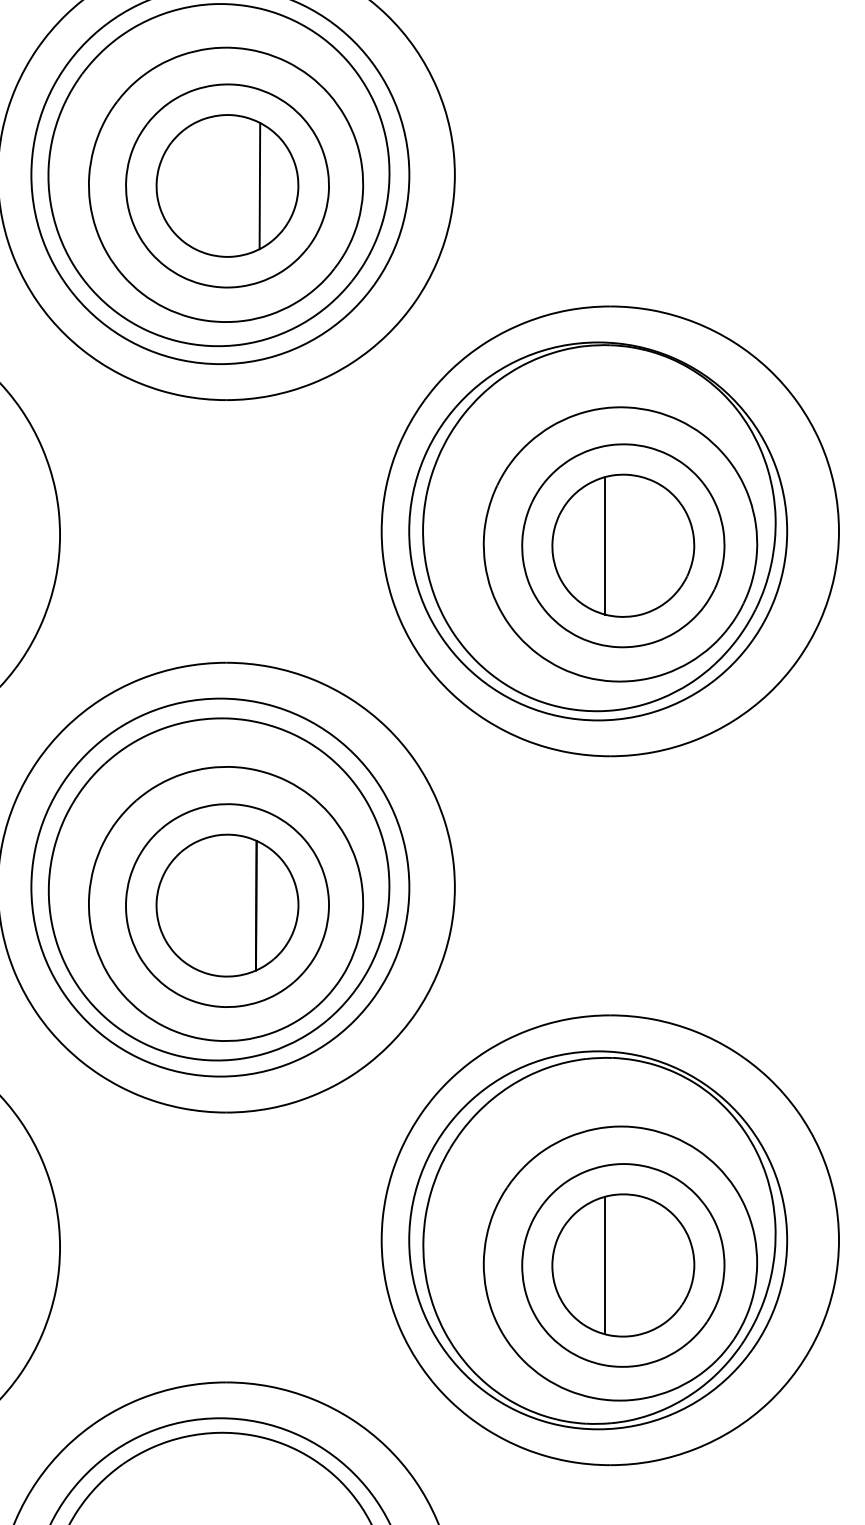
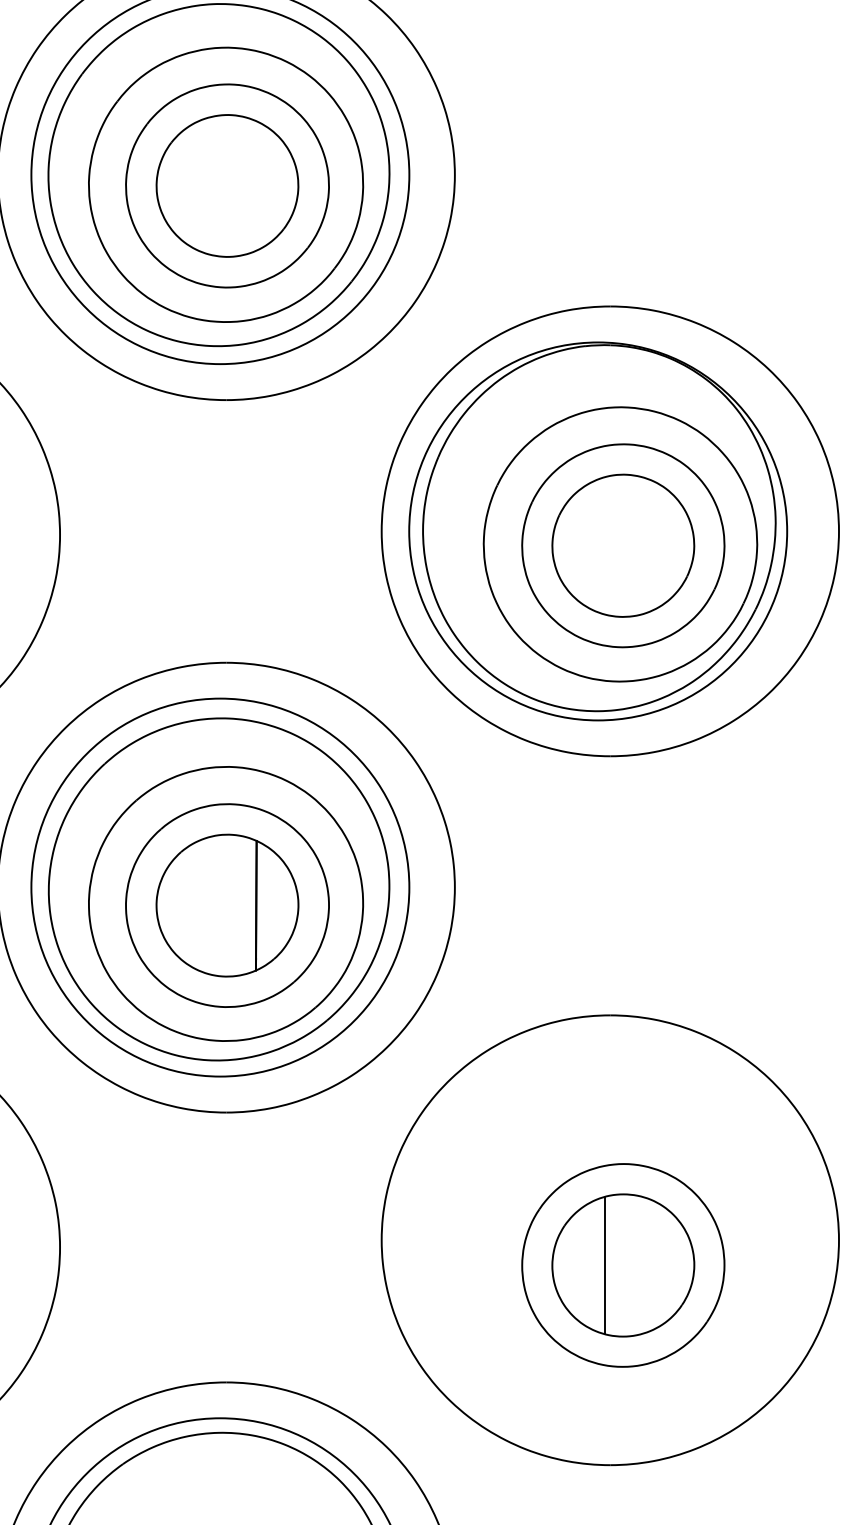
line: present -> none (259, 186)
line: present -> none (605, 545)
part: present -> none (598, 1240)
